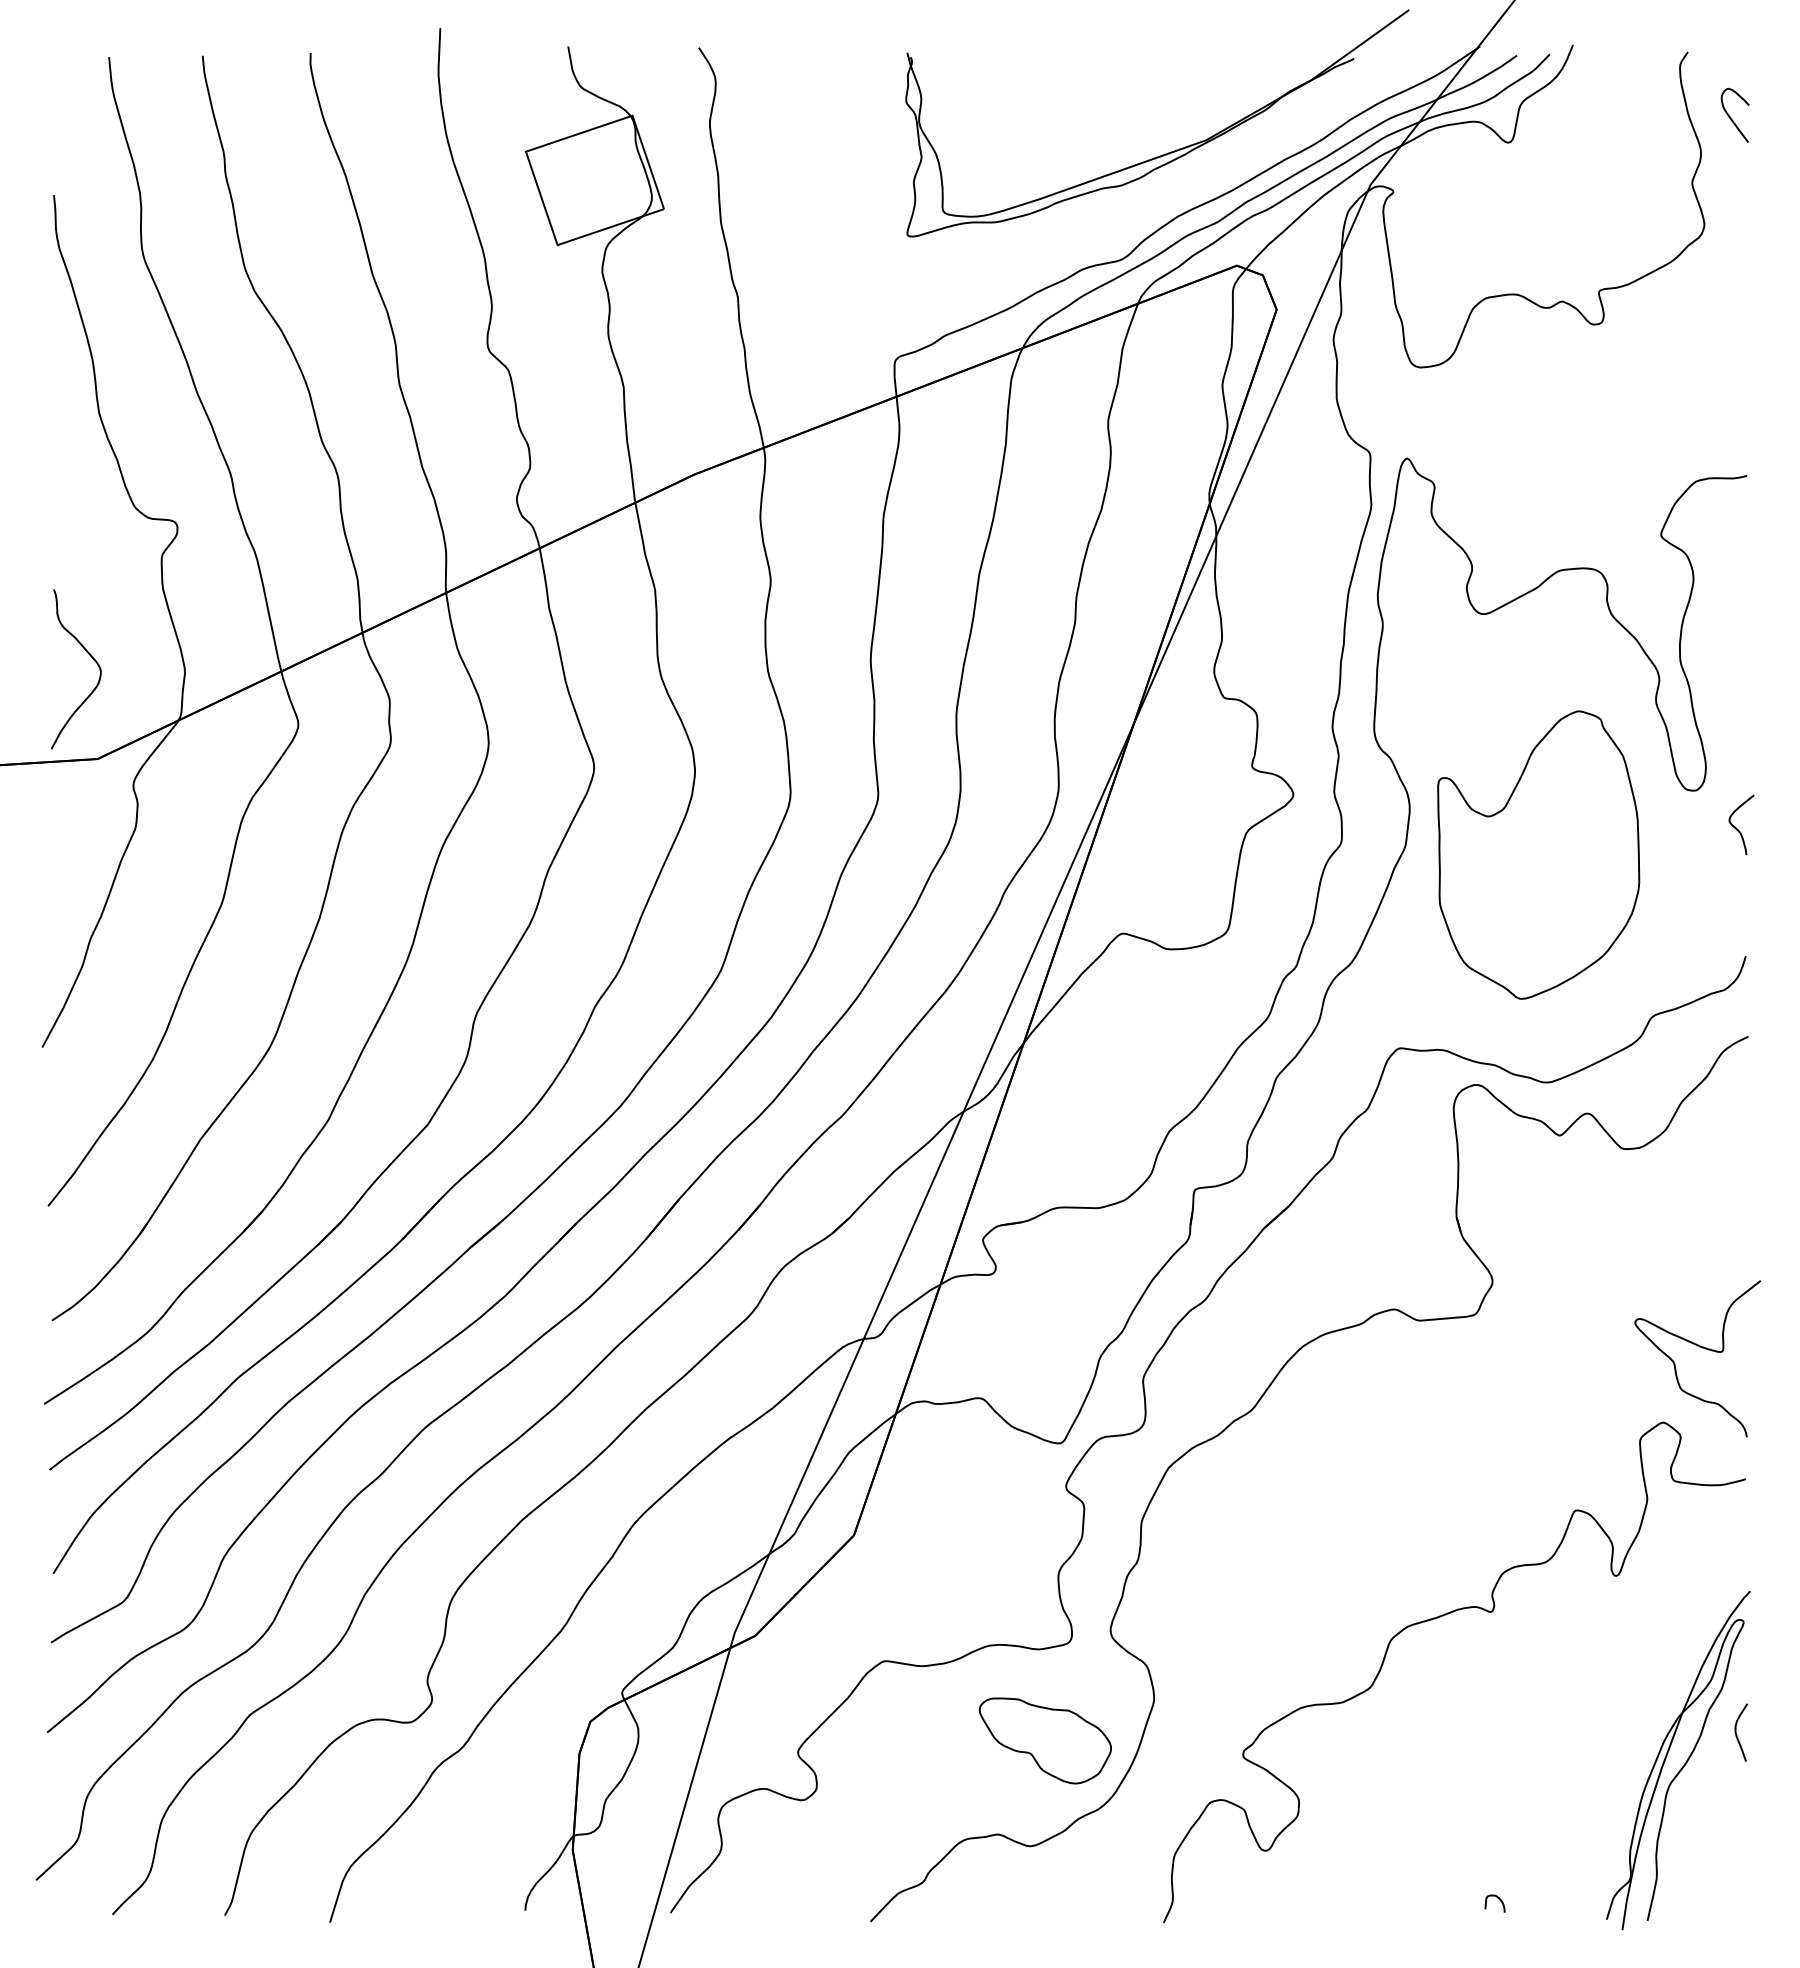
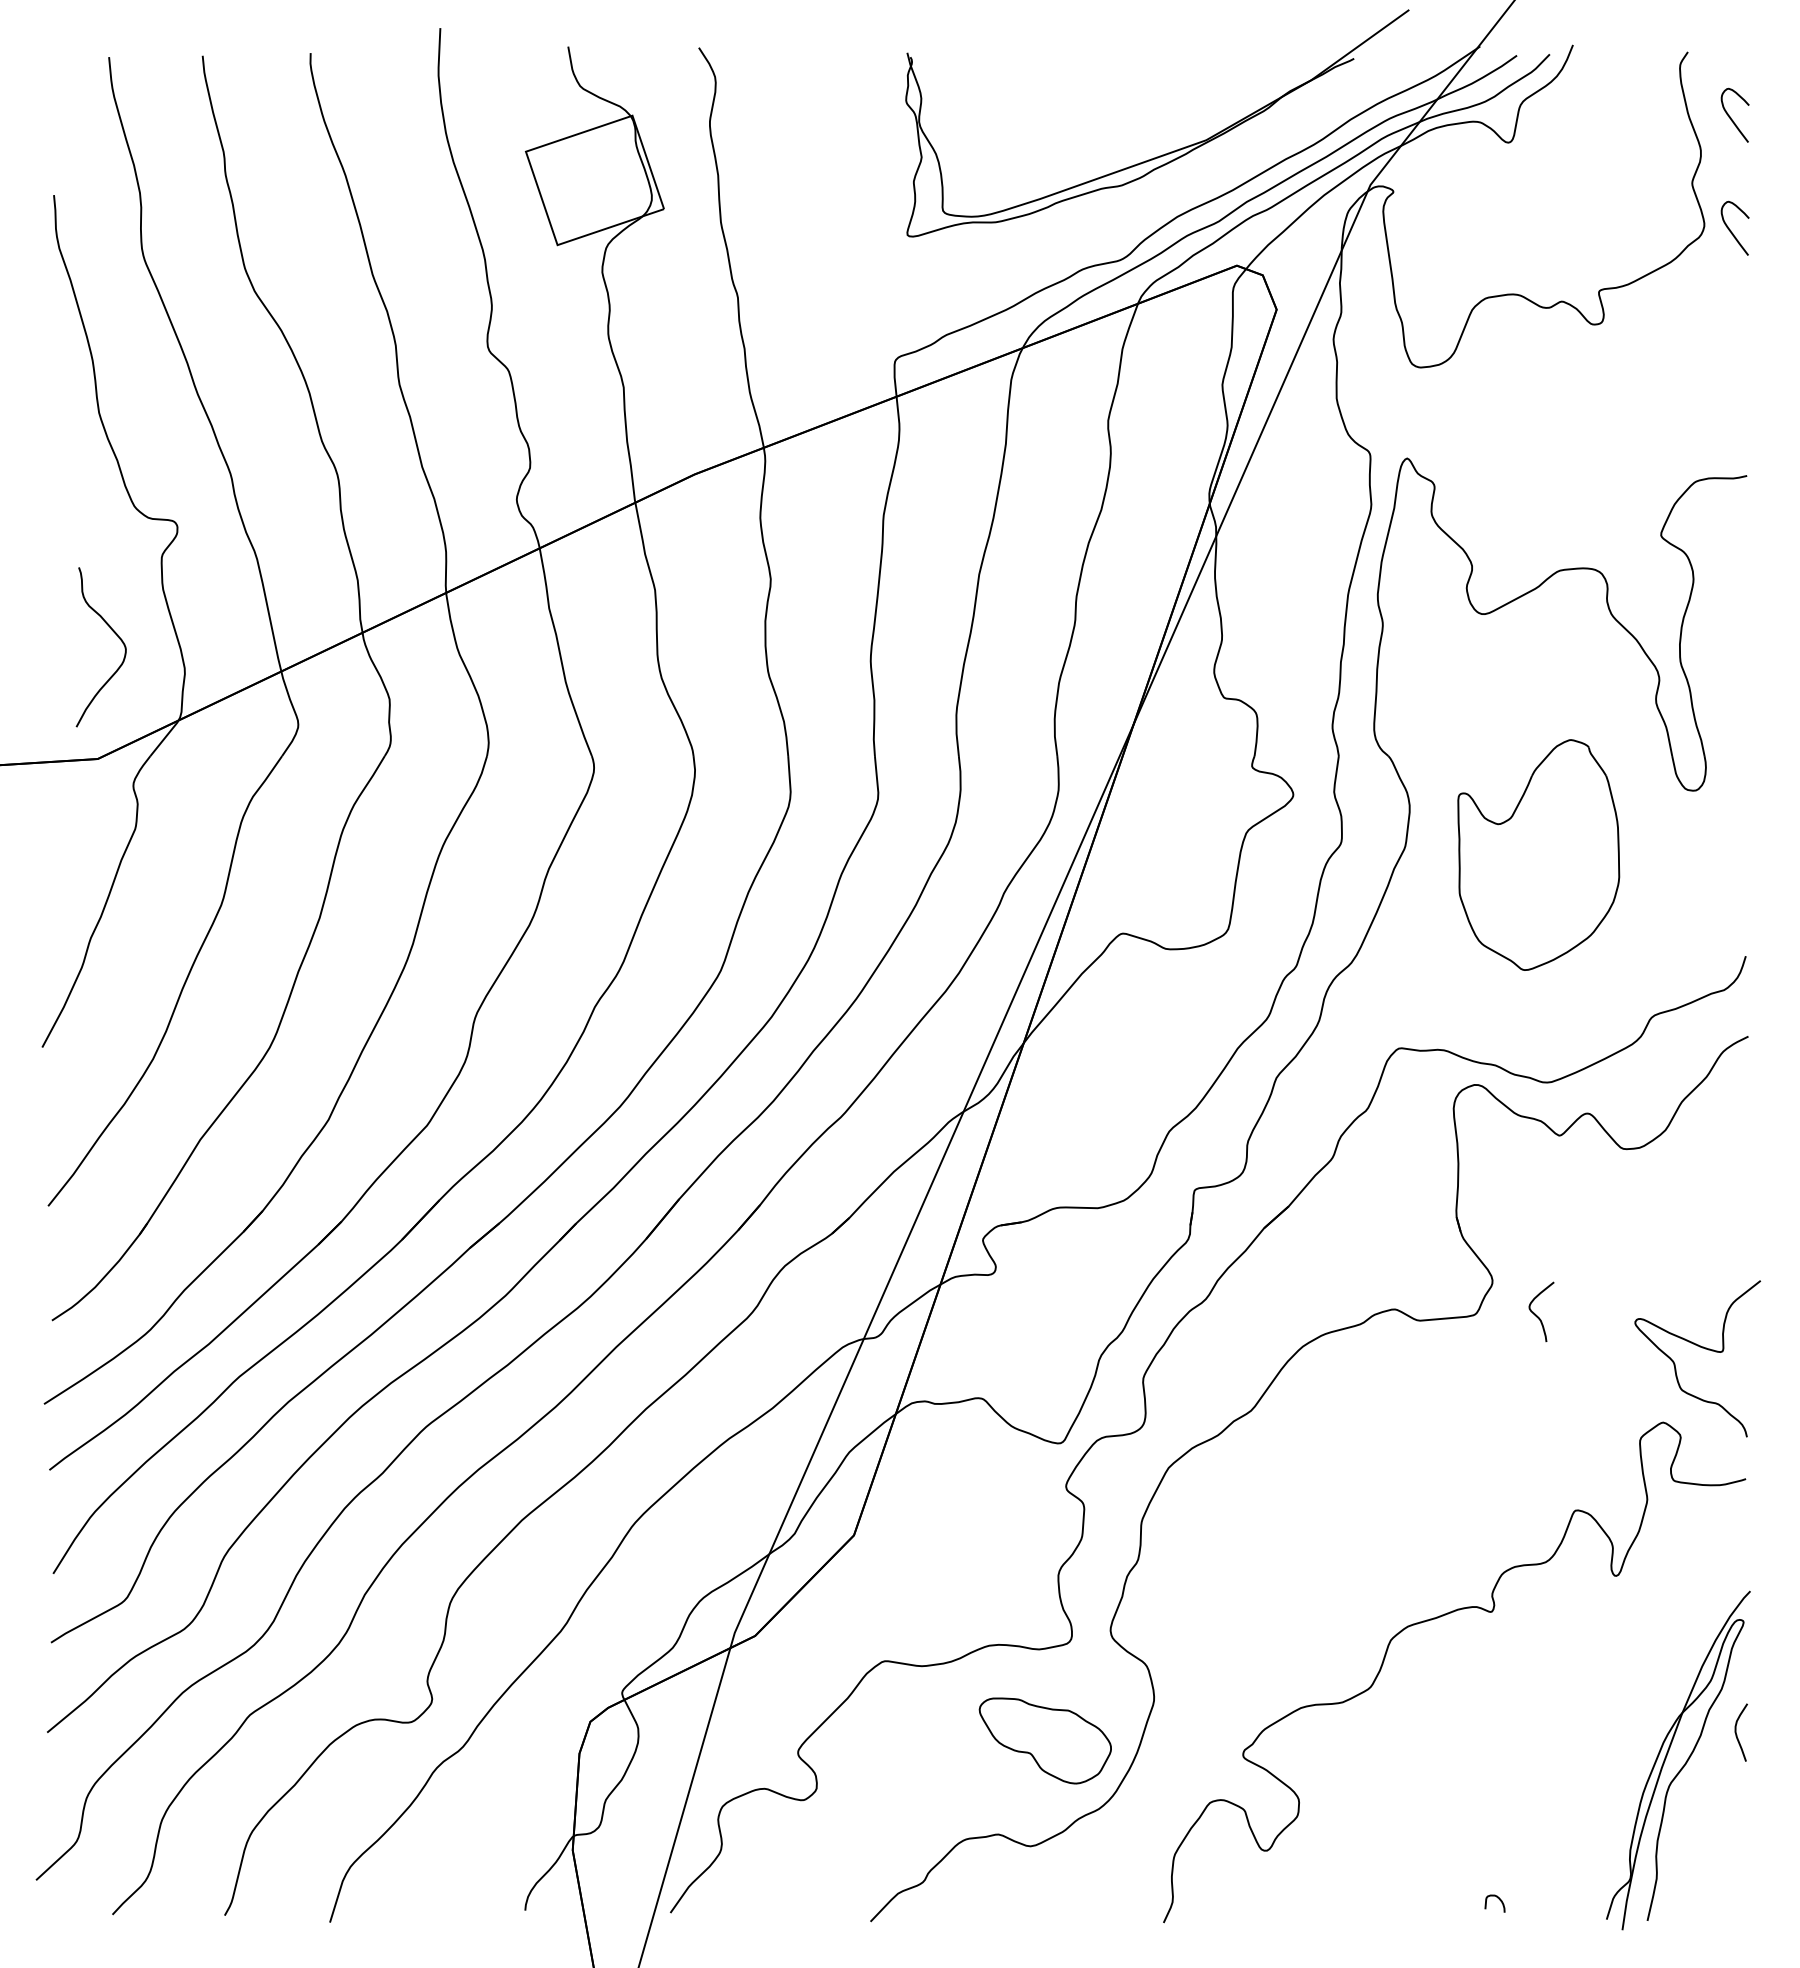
curve: none -> present (1731, 230)
curve position: (89, 655) -> (114, 633) (114, 633)
curve position: (1737, 828) -> (1537, 1315) (1537, 1315)
part size: 204x290 px -> 164x232 px (1538, 854)
